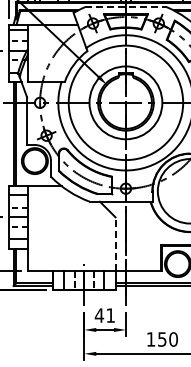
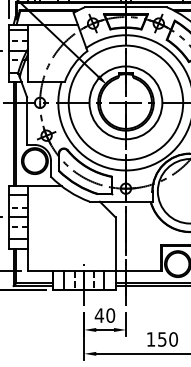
line: dashed -> solid (125, 7)
line: dashed -> solid (115, 243)
text: 41 -> 40 (110, 315)
